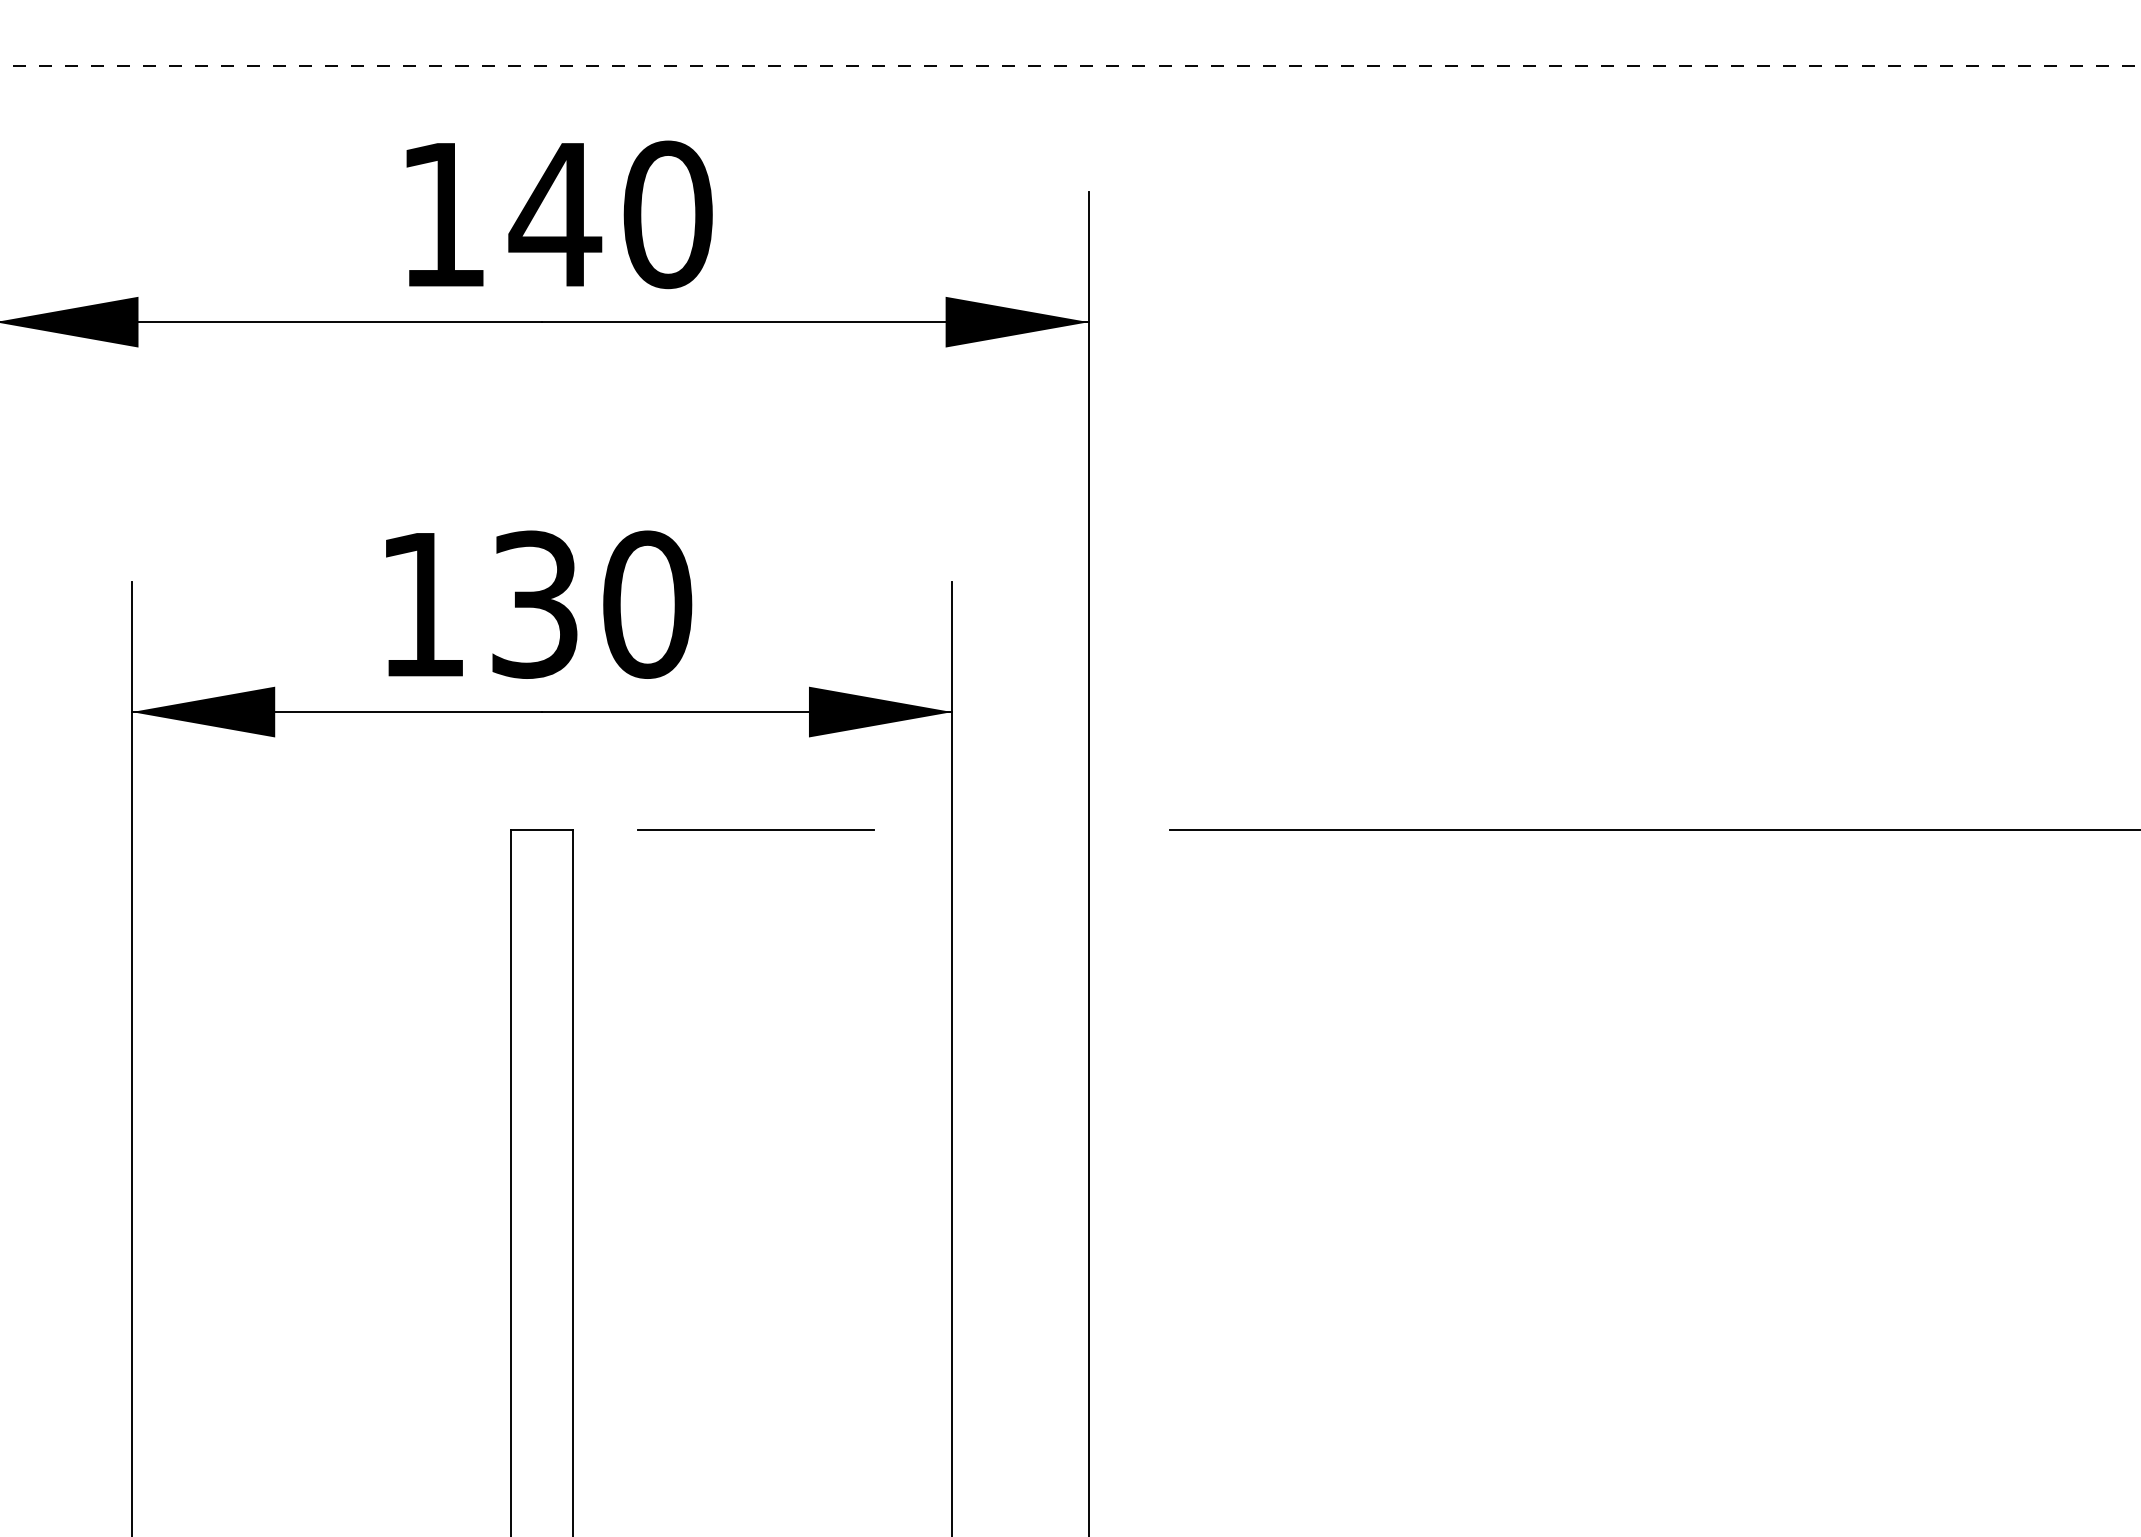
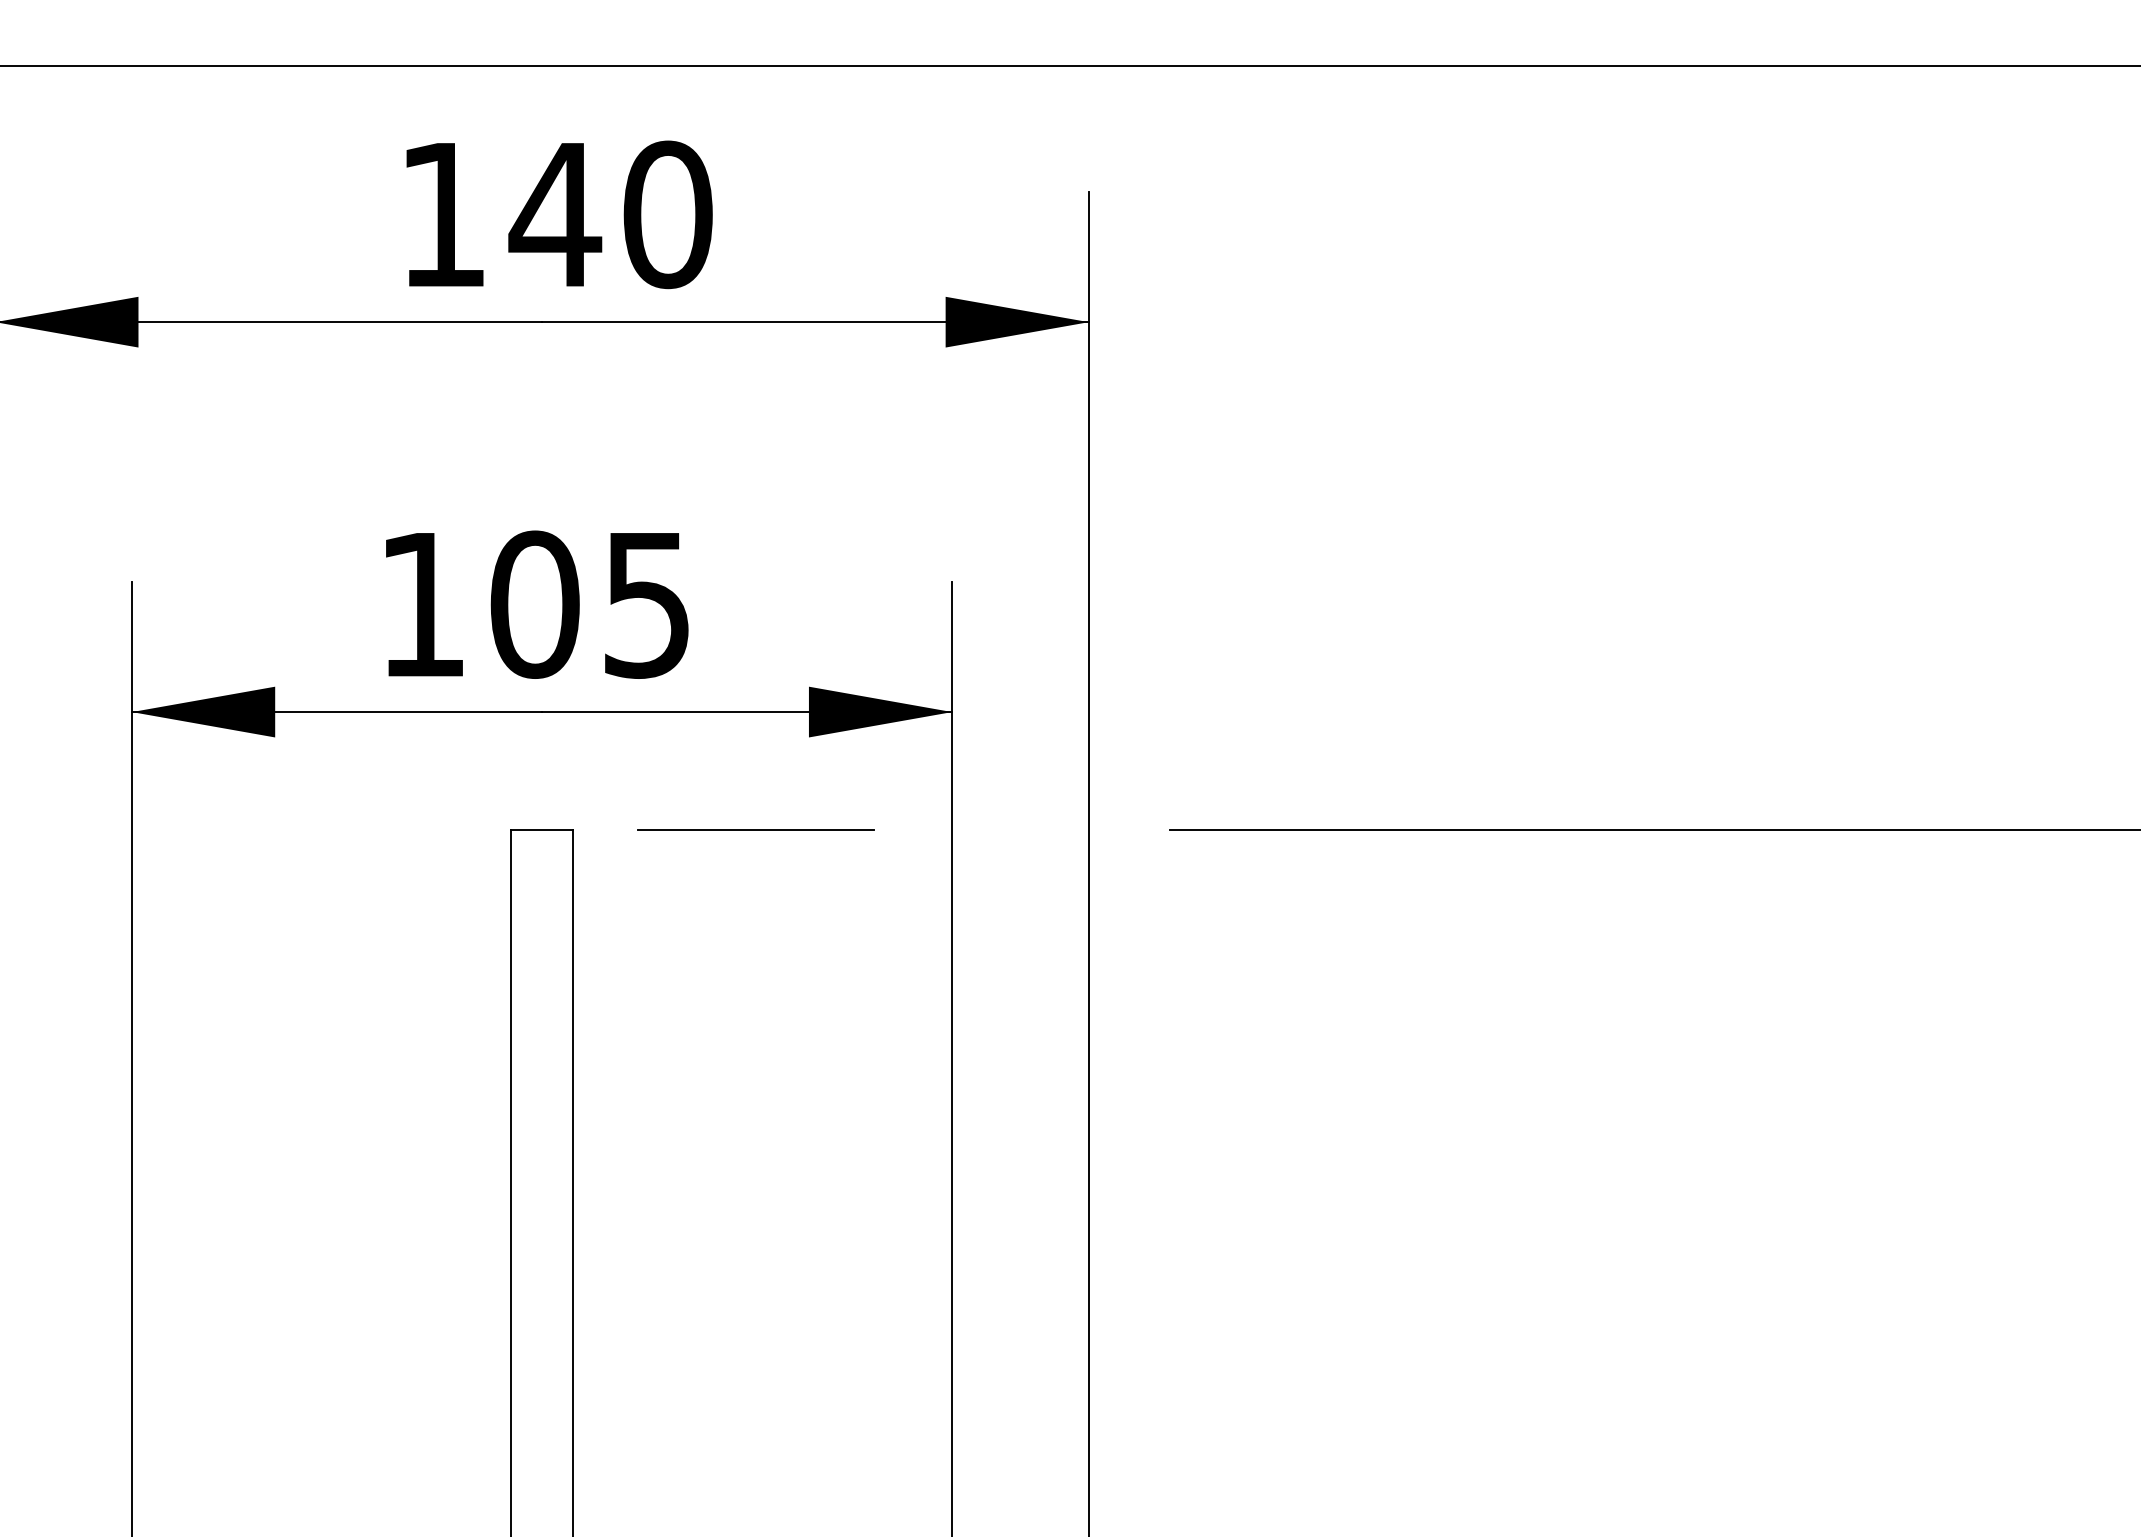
line: dashed -> solid (1070, 66)
text: 130 -> 105 (591, 604)
